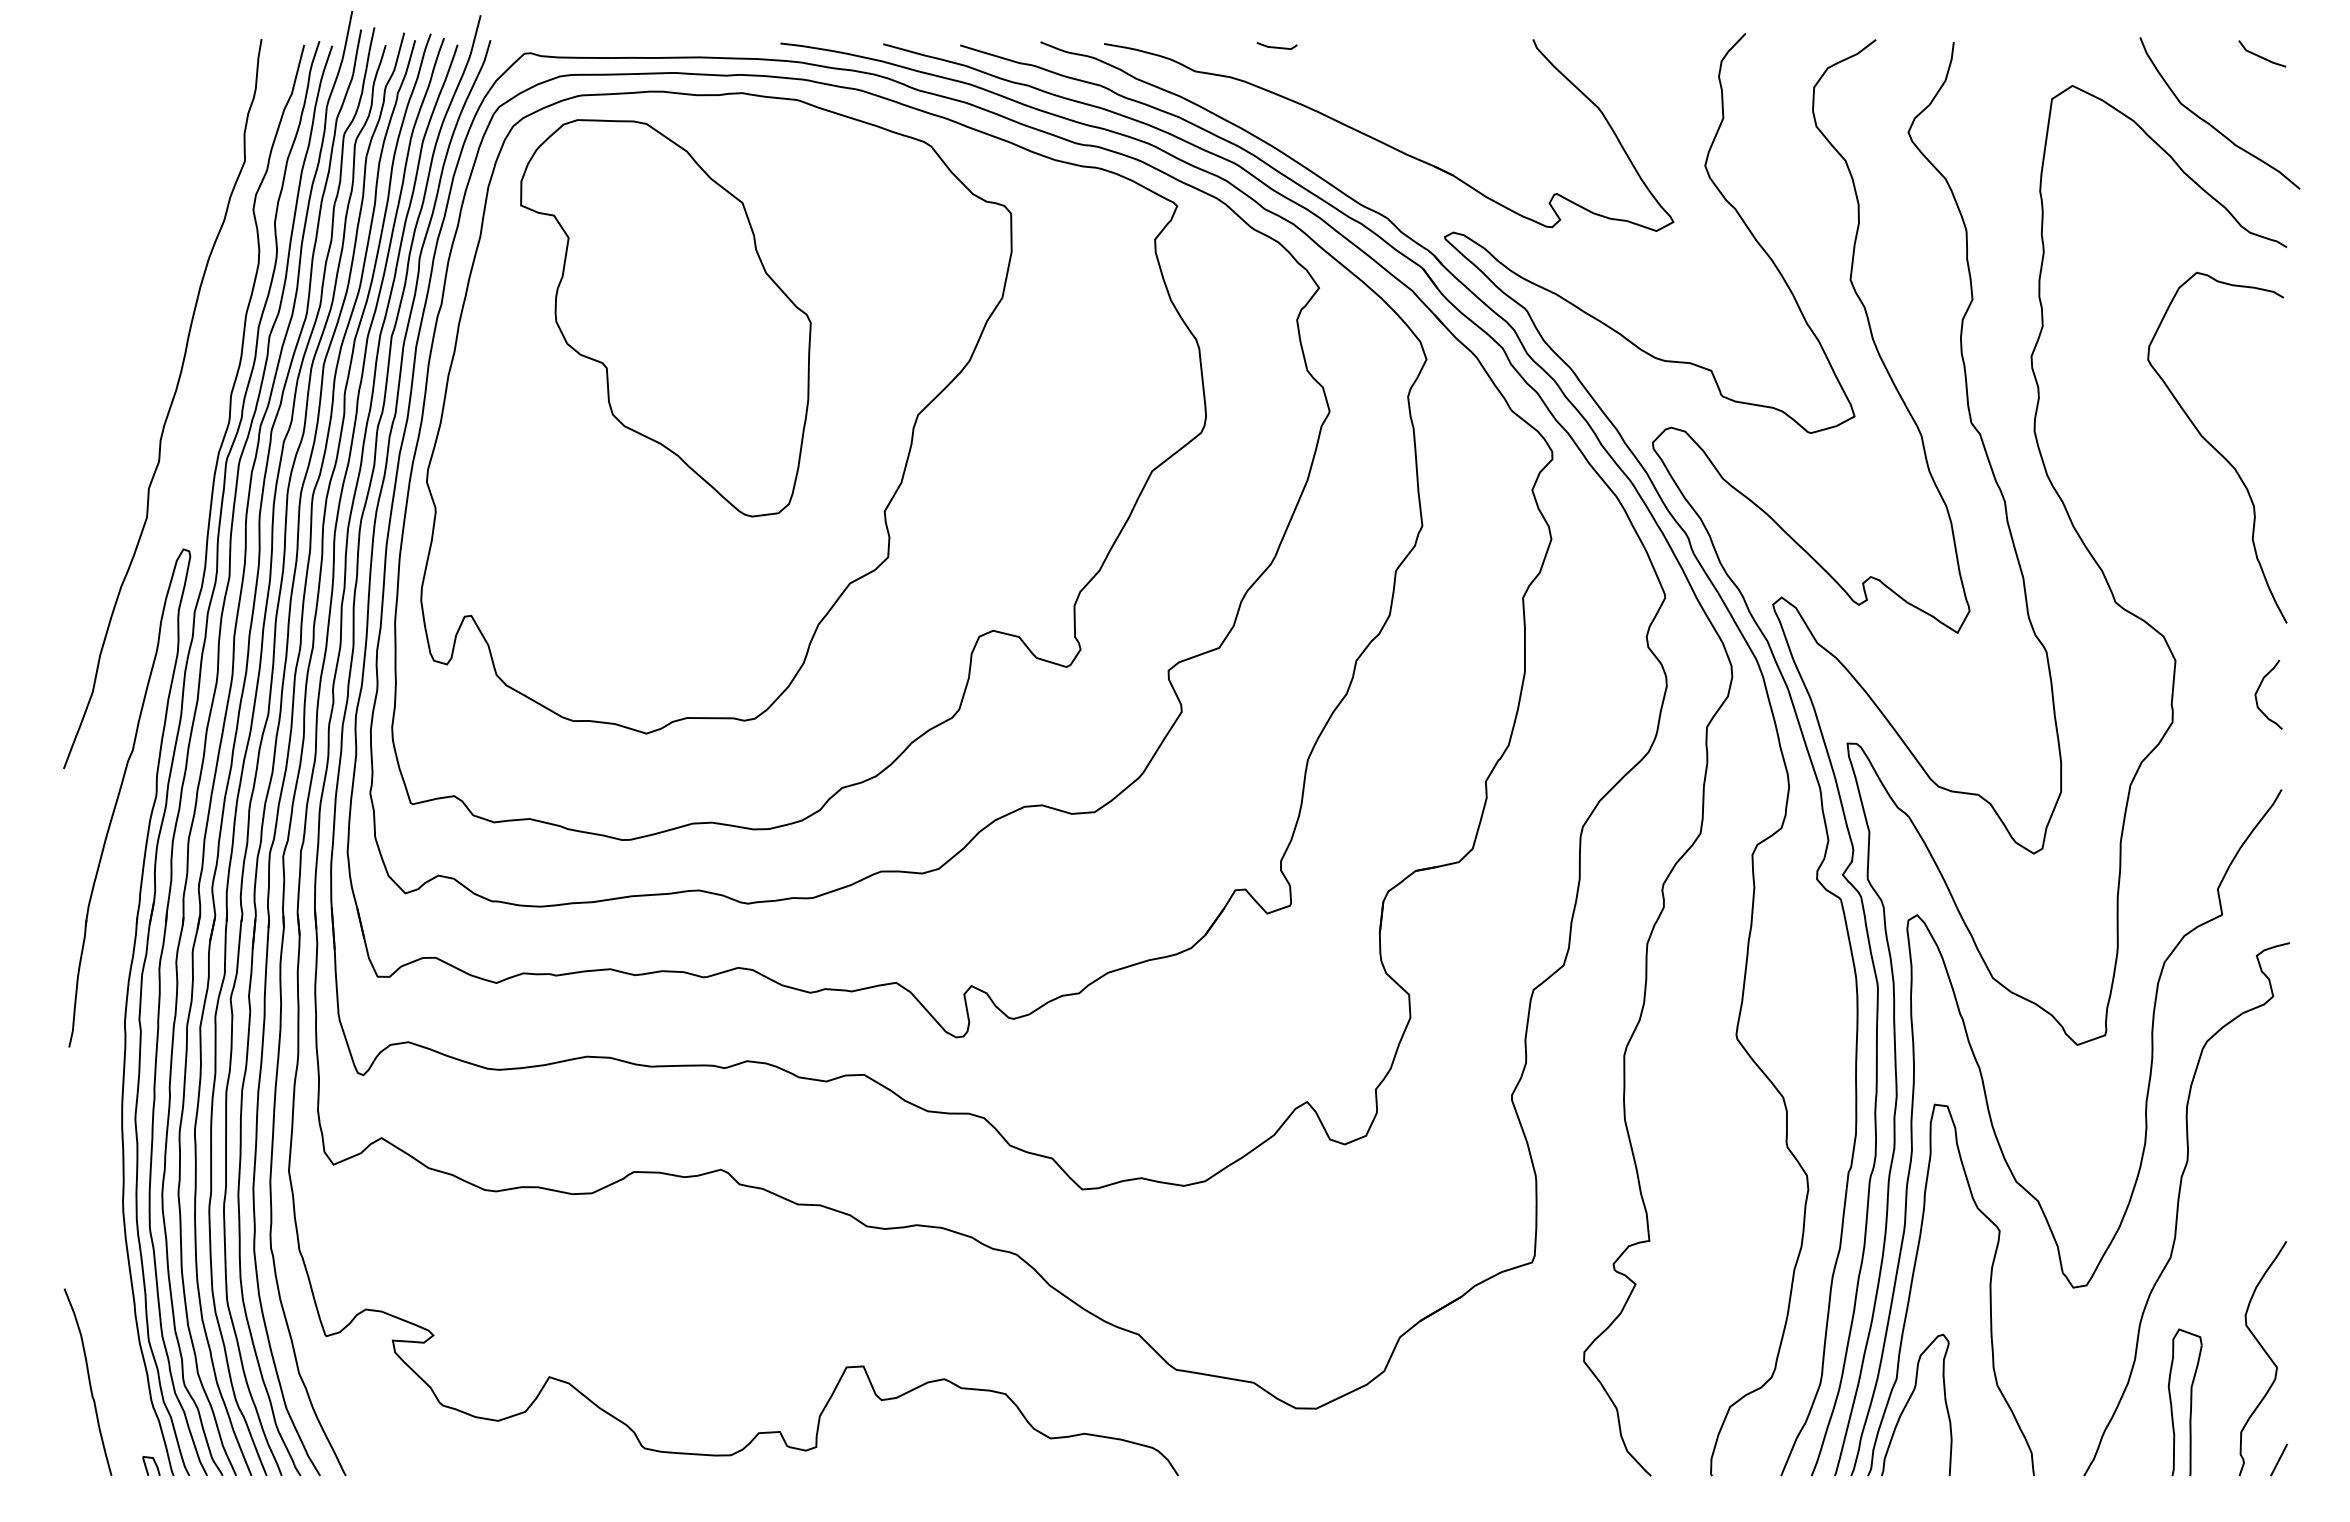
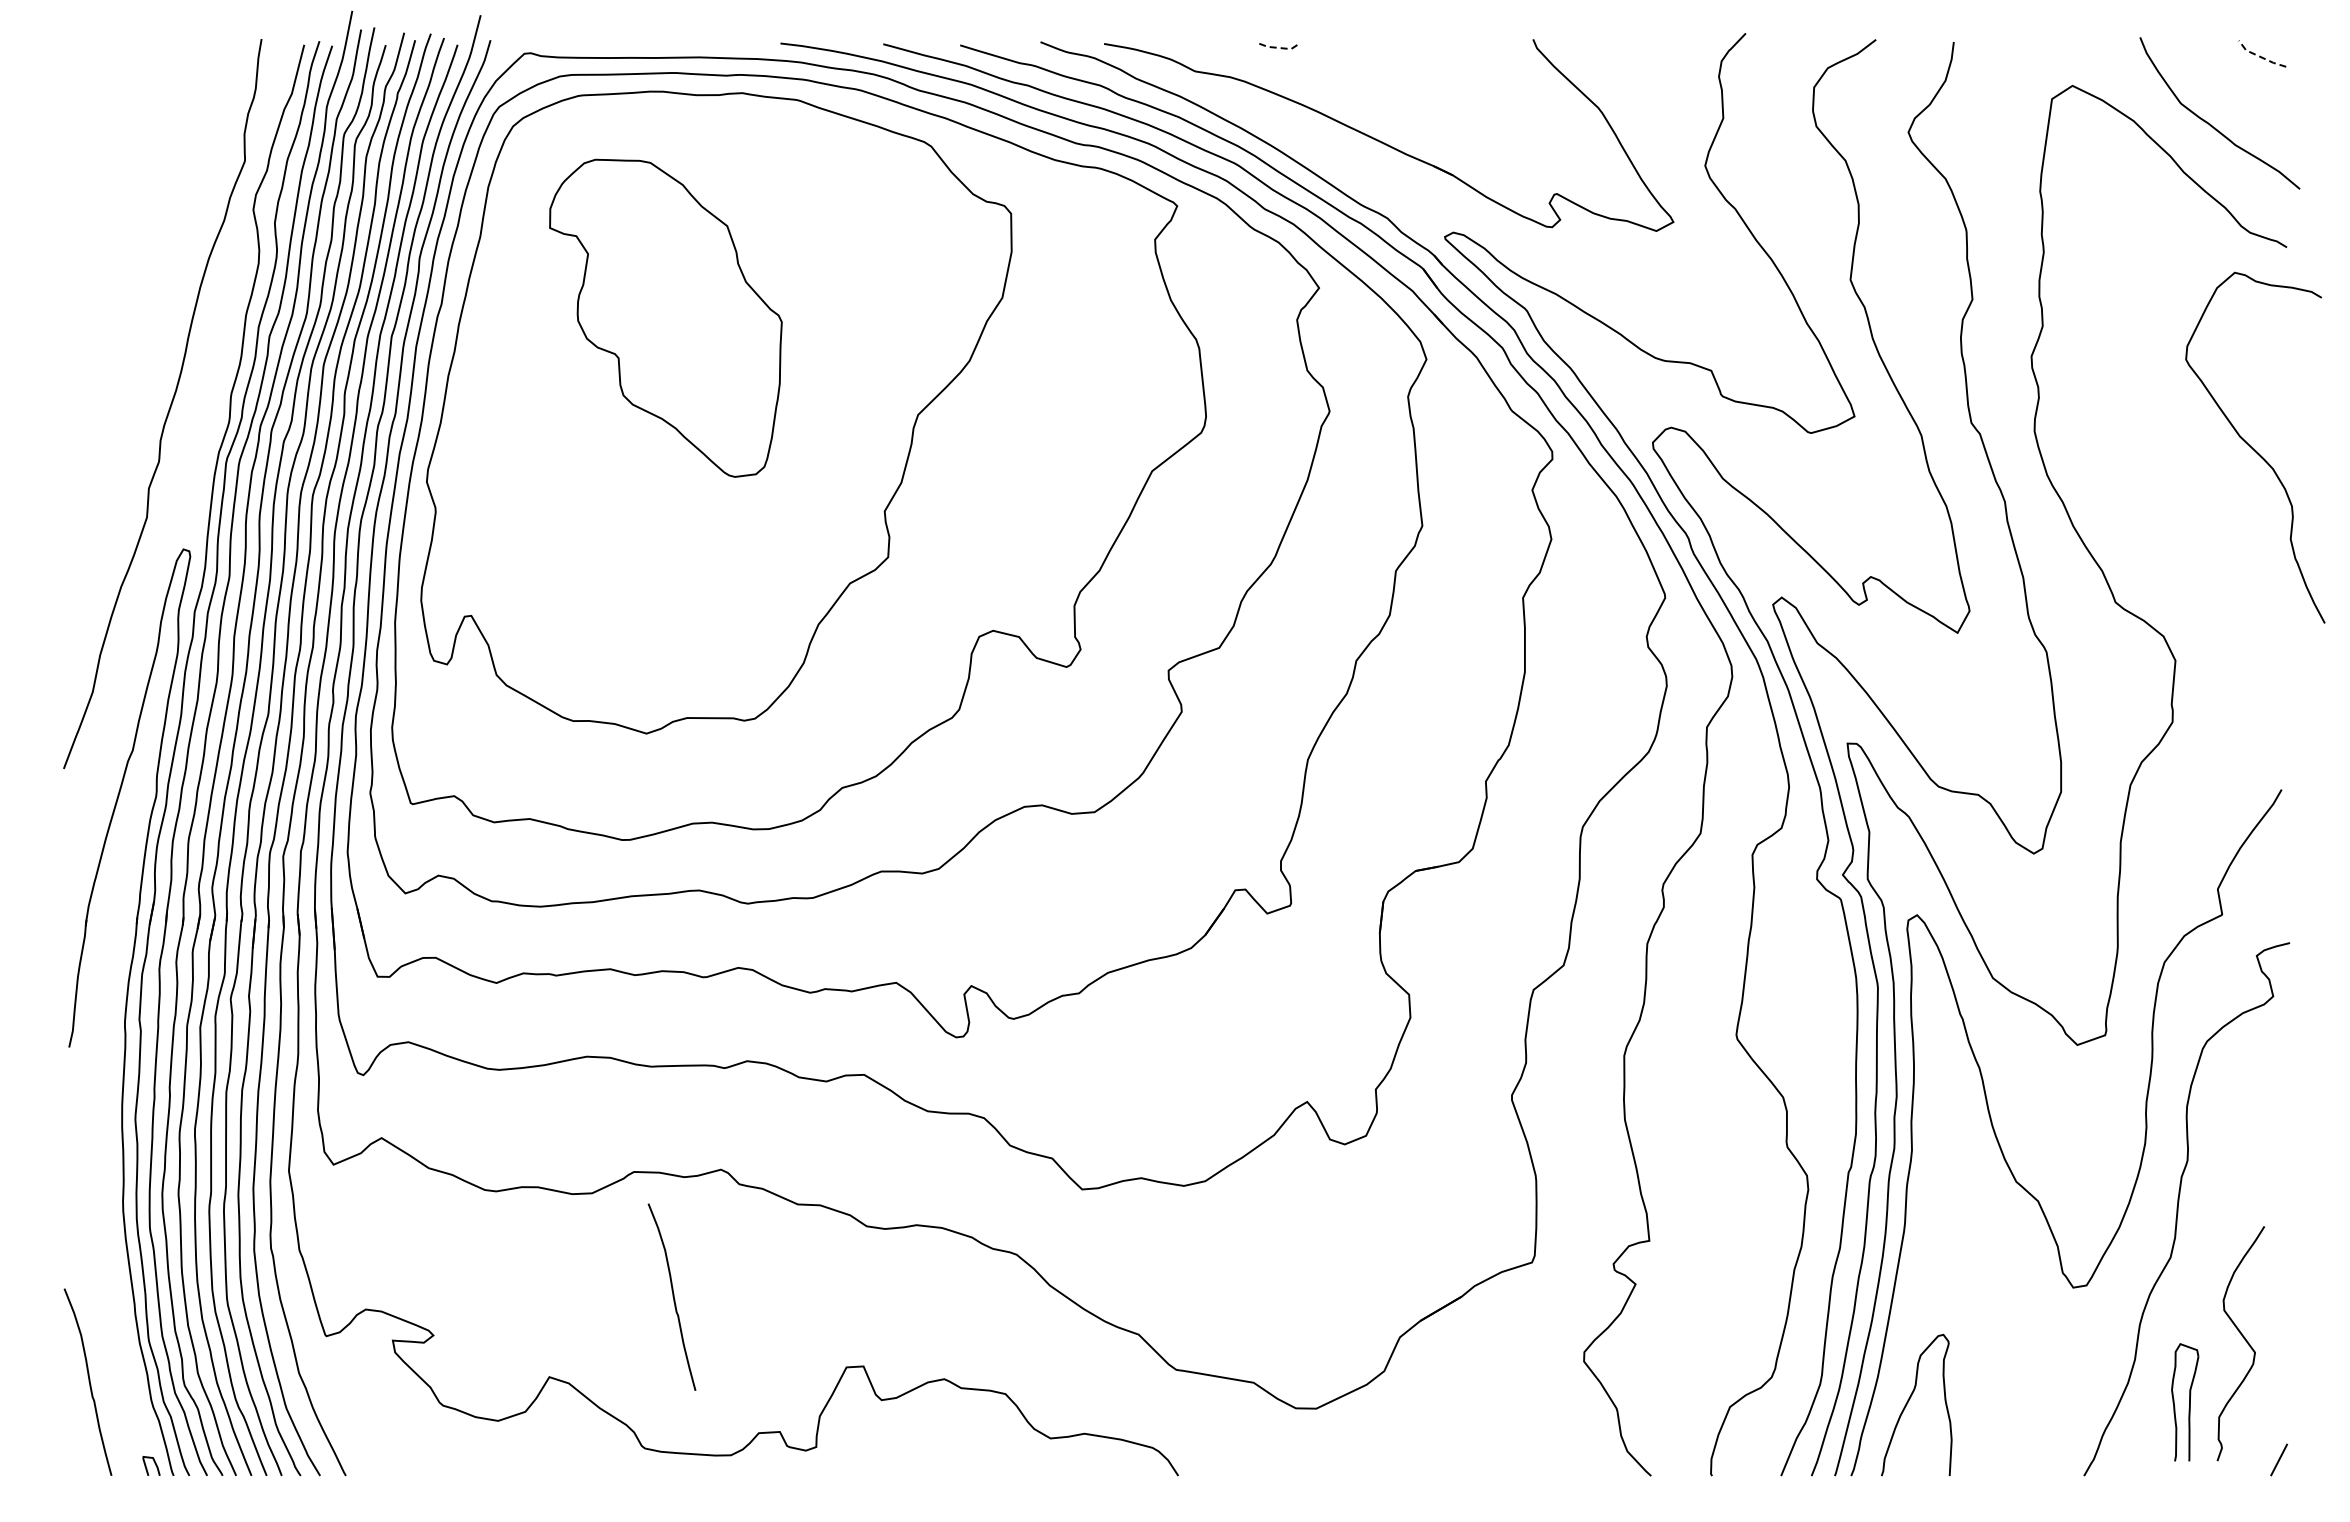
line: solid -> dashed (1277, 47)
line: solid -> dashed (2259, 56)
part size: 292x399 px -> 234x320 px (665, 317)
curve position: (2216, 448) -> (2254, 448) (2254, 448)
curve: present -> none (2258, 690)
curve: present -> none (1912, 1285)
curve: none -> present (672, 1296)
curve position: (2267, 1356) -> (2245, 1341) (2245, 1341)
part size: 36x149 px -> 29x119 px (2185, 1402)
